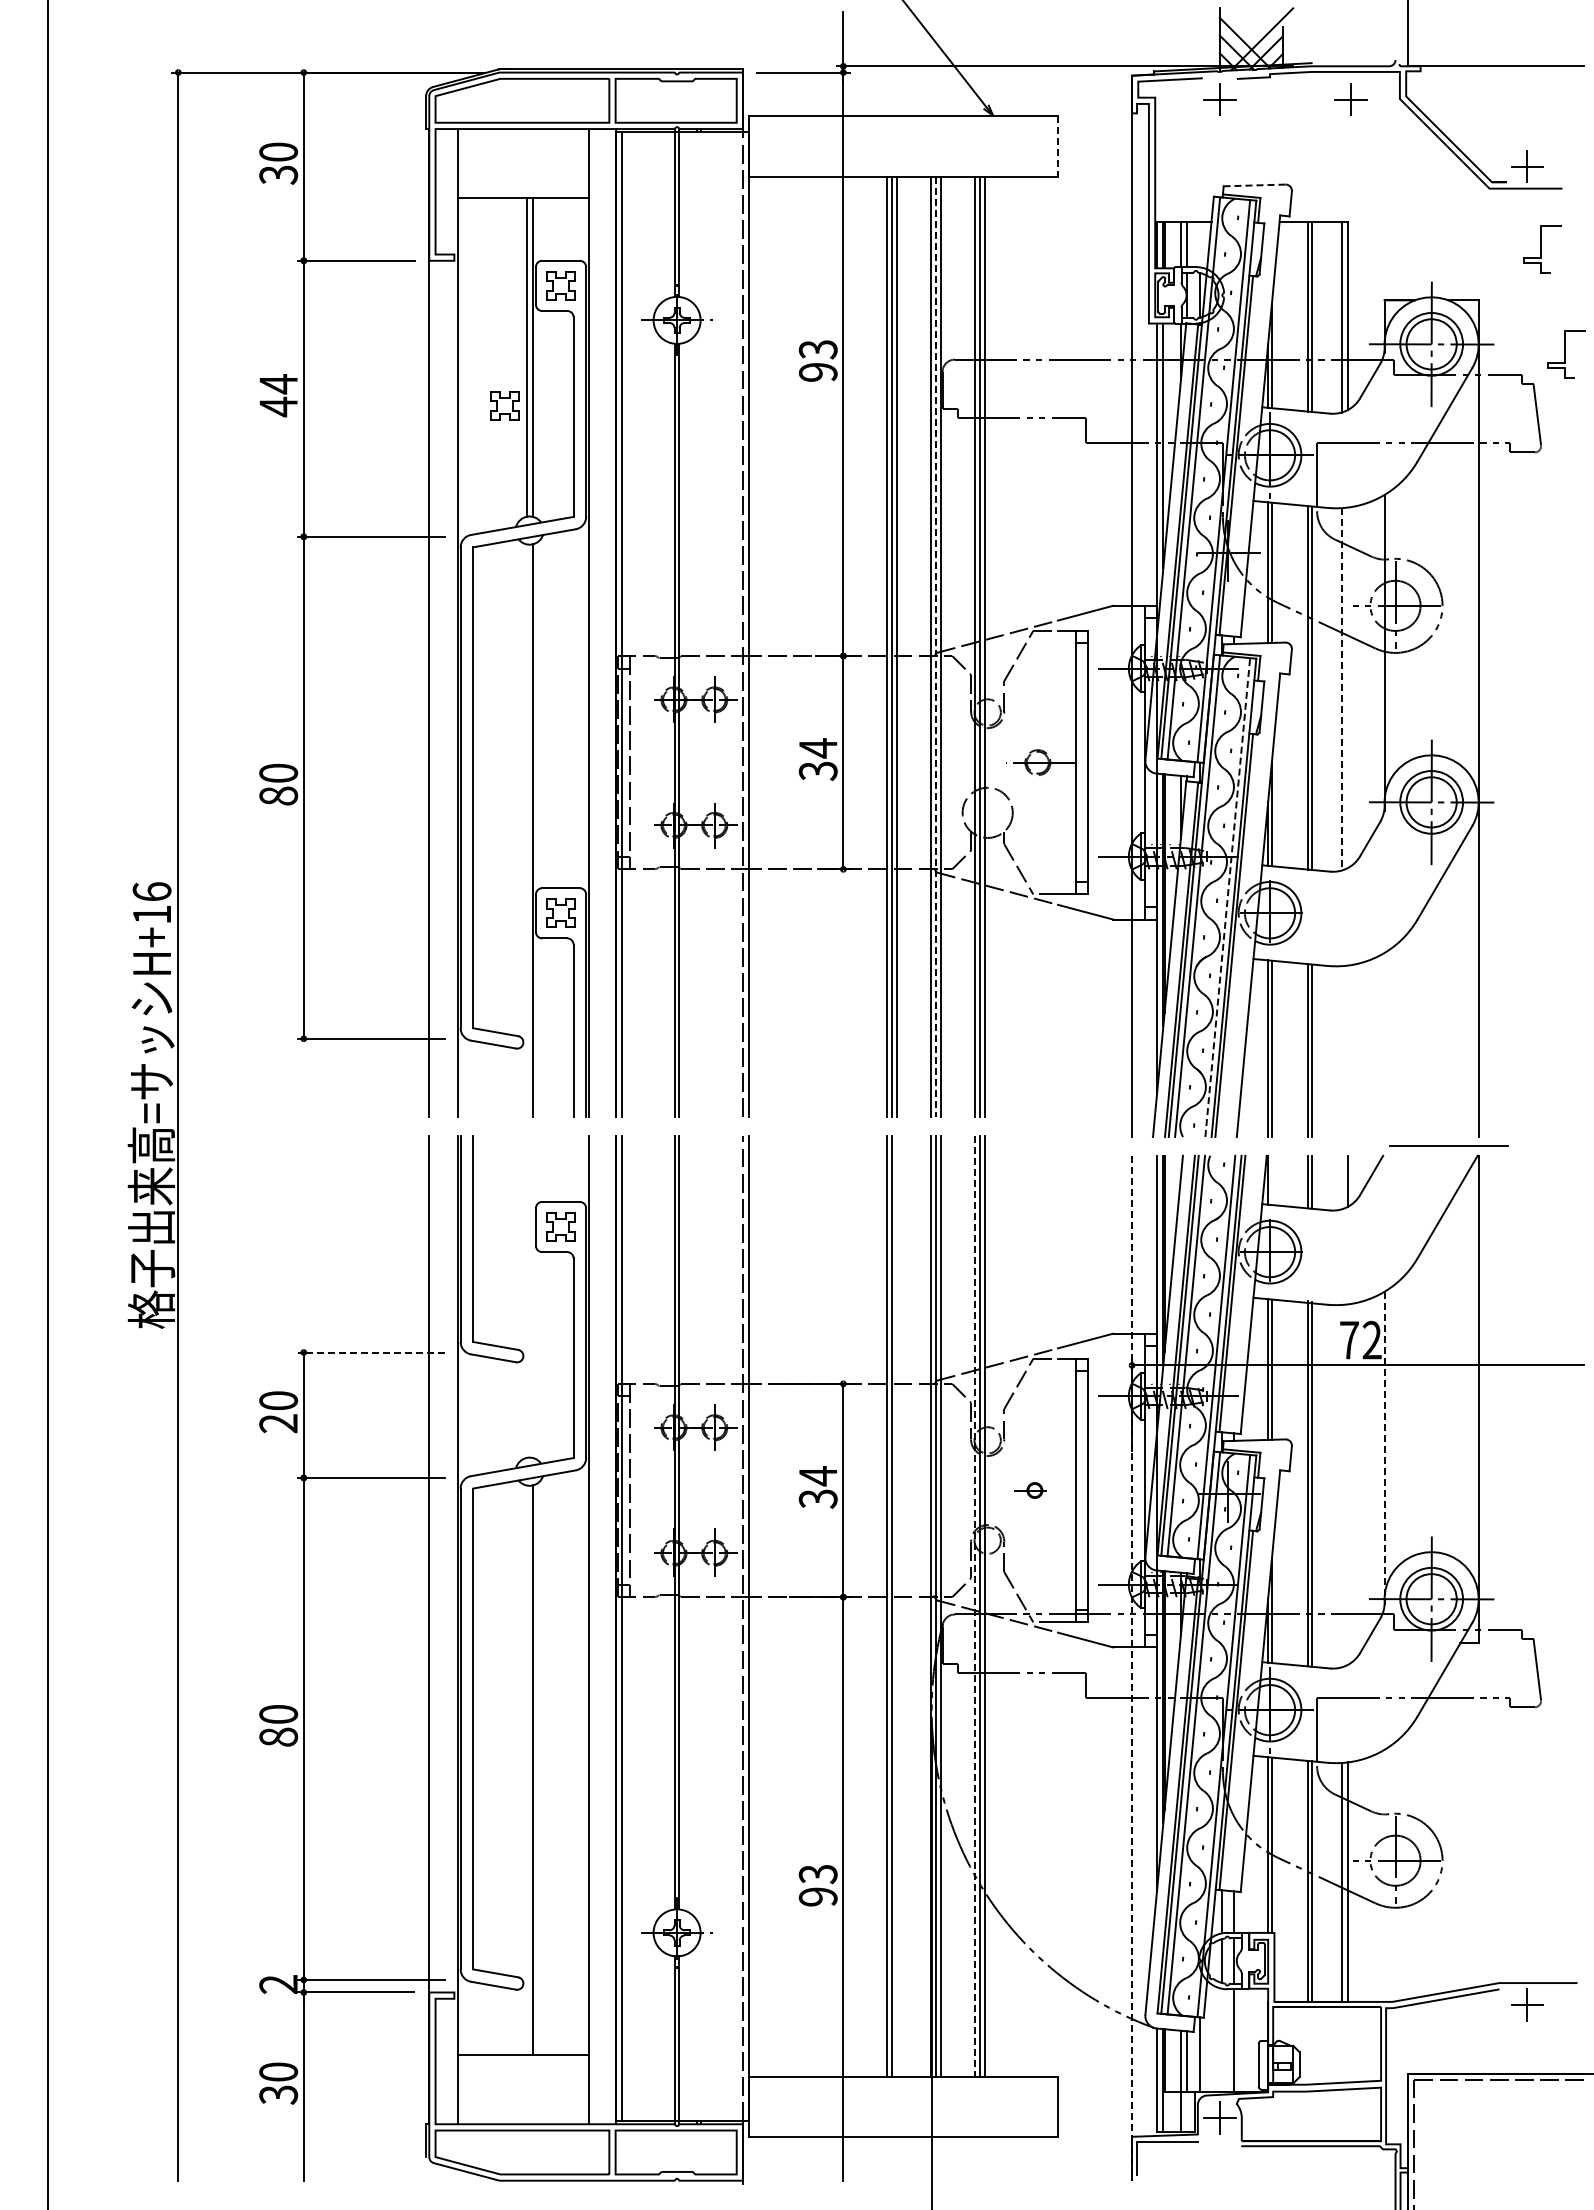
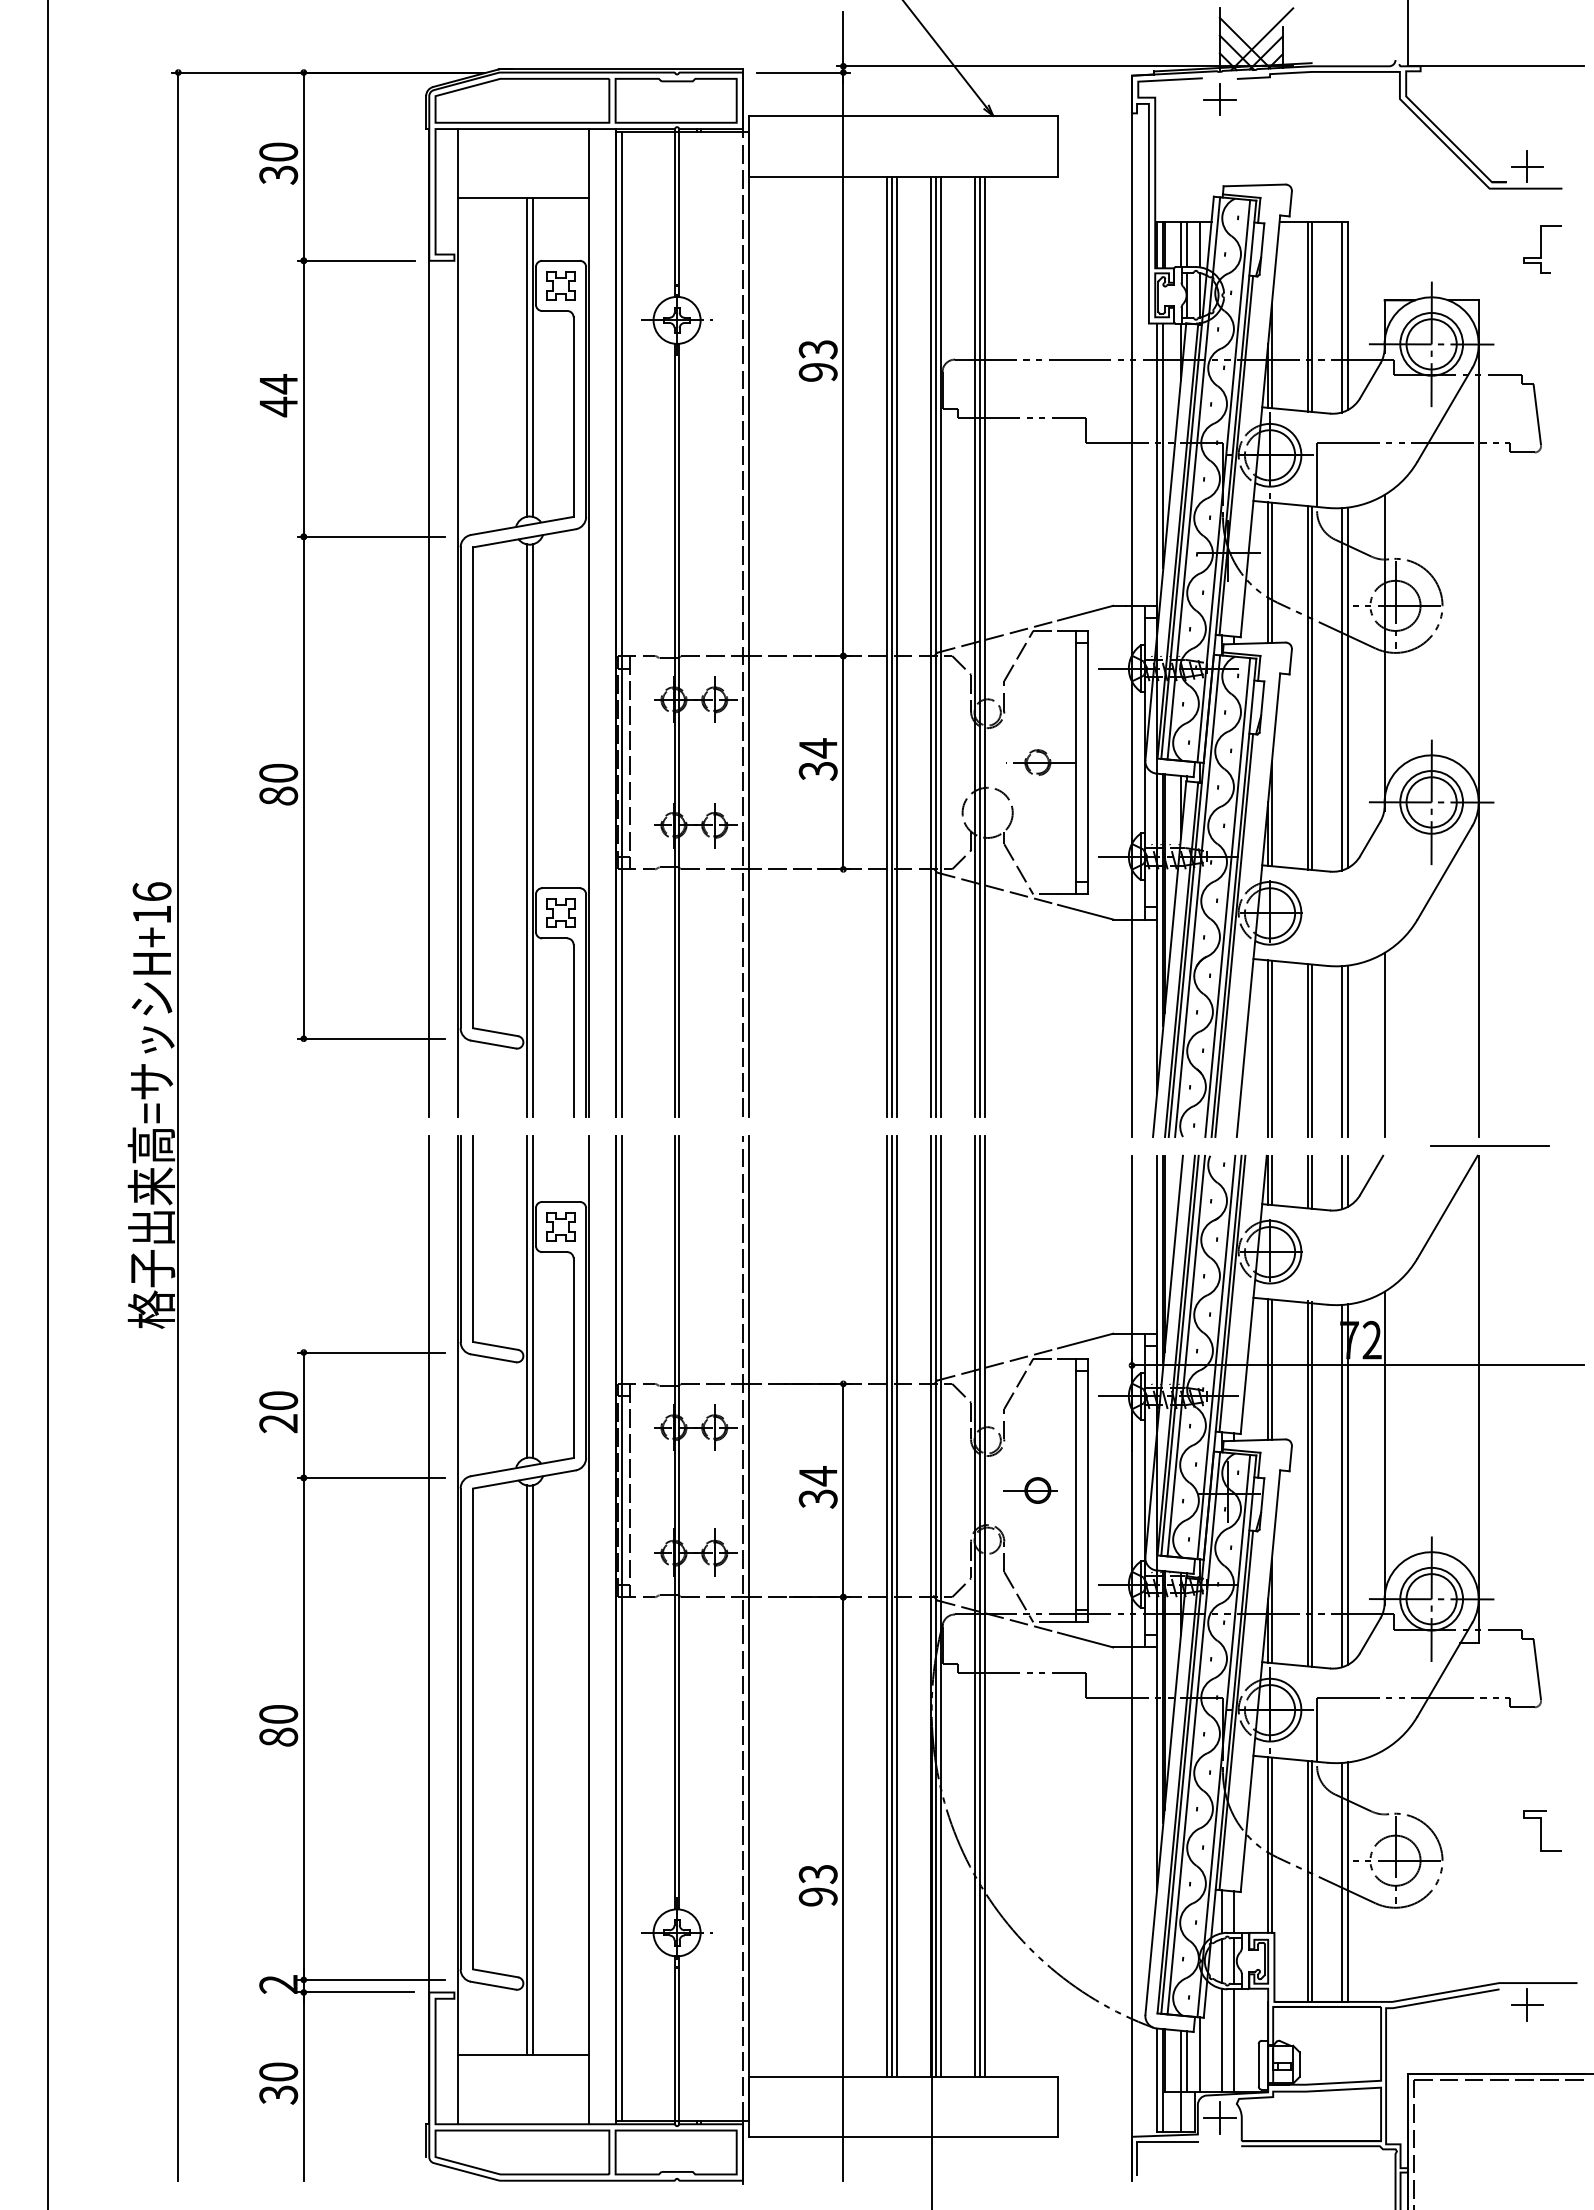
part: present -> none (1350, 99)
line: dashed -> solid (1057, 146)
line: dashed -> solid (1254, 185)
line: none -> present (1199, 244)
curve: present -> none (1565, 354)
part: present -> none (504, 405)
line: dashed -> solid (935, 647)
line: none -> present (1347, 687)
line: dashed -> solid (1341, 689)
line: none -> present (526, 830)
line: dashed -> solid (1227, 897)
line: none -> present (1384, 1044)
line: none -> present (1341, 1051)
line: none -> present (1347, 1051)
line position: (1448, 1145) -> (1489, 1145) (1489, 1145)
line: none -> present (1271, 1180)
line: none -> present (1341, 1182)
line: none -> present (526, 1296)
line: none -> present (532, 1296)
line: dashed -> solid (371, 1352)
line: dashed -> solid (1384, 1448)
line: none -> present (1347, 1484)
line: none -> present (1341, 1486)
part size: 33x17 px -> 55x27 px (1030, 1490)
line: none -> present (897, 1606)
line: dashed -> solid (974, 1606)
line: dashed -> solid (1132, 1668)
line: none -> present (526, 1770)
curve: none -> present (1541, 1830)
line: none -> present (1221, 2039)
